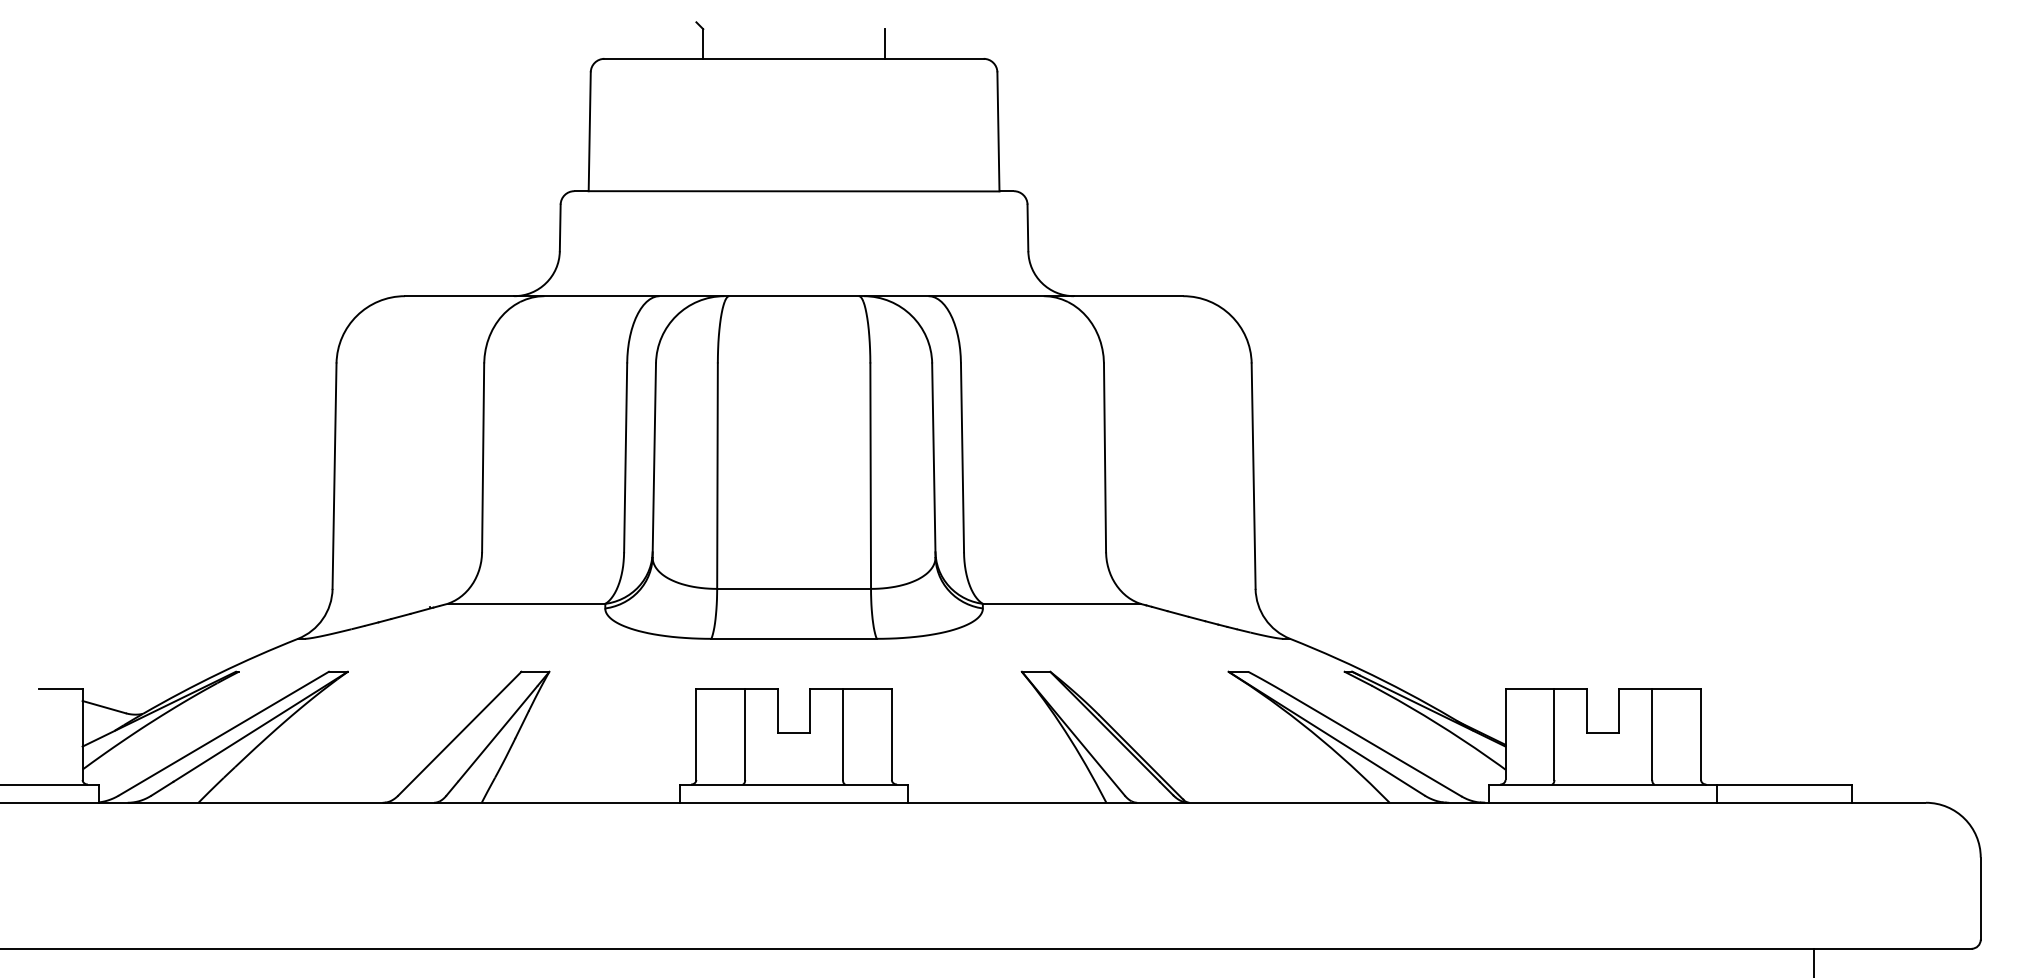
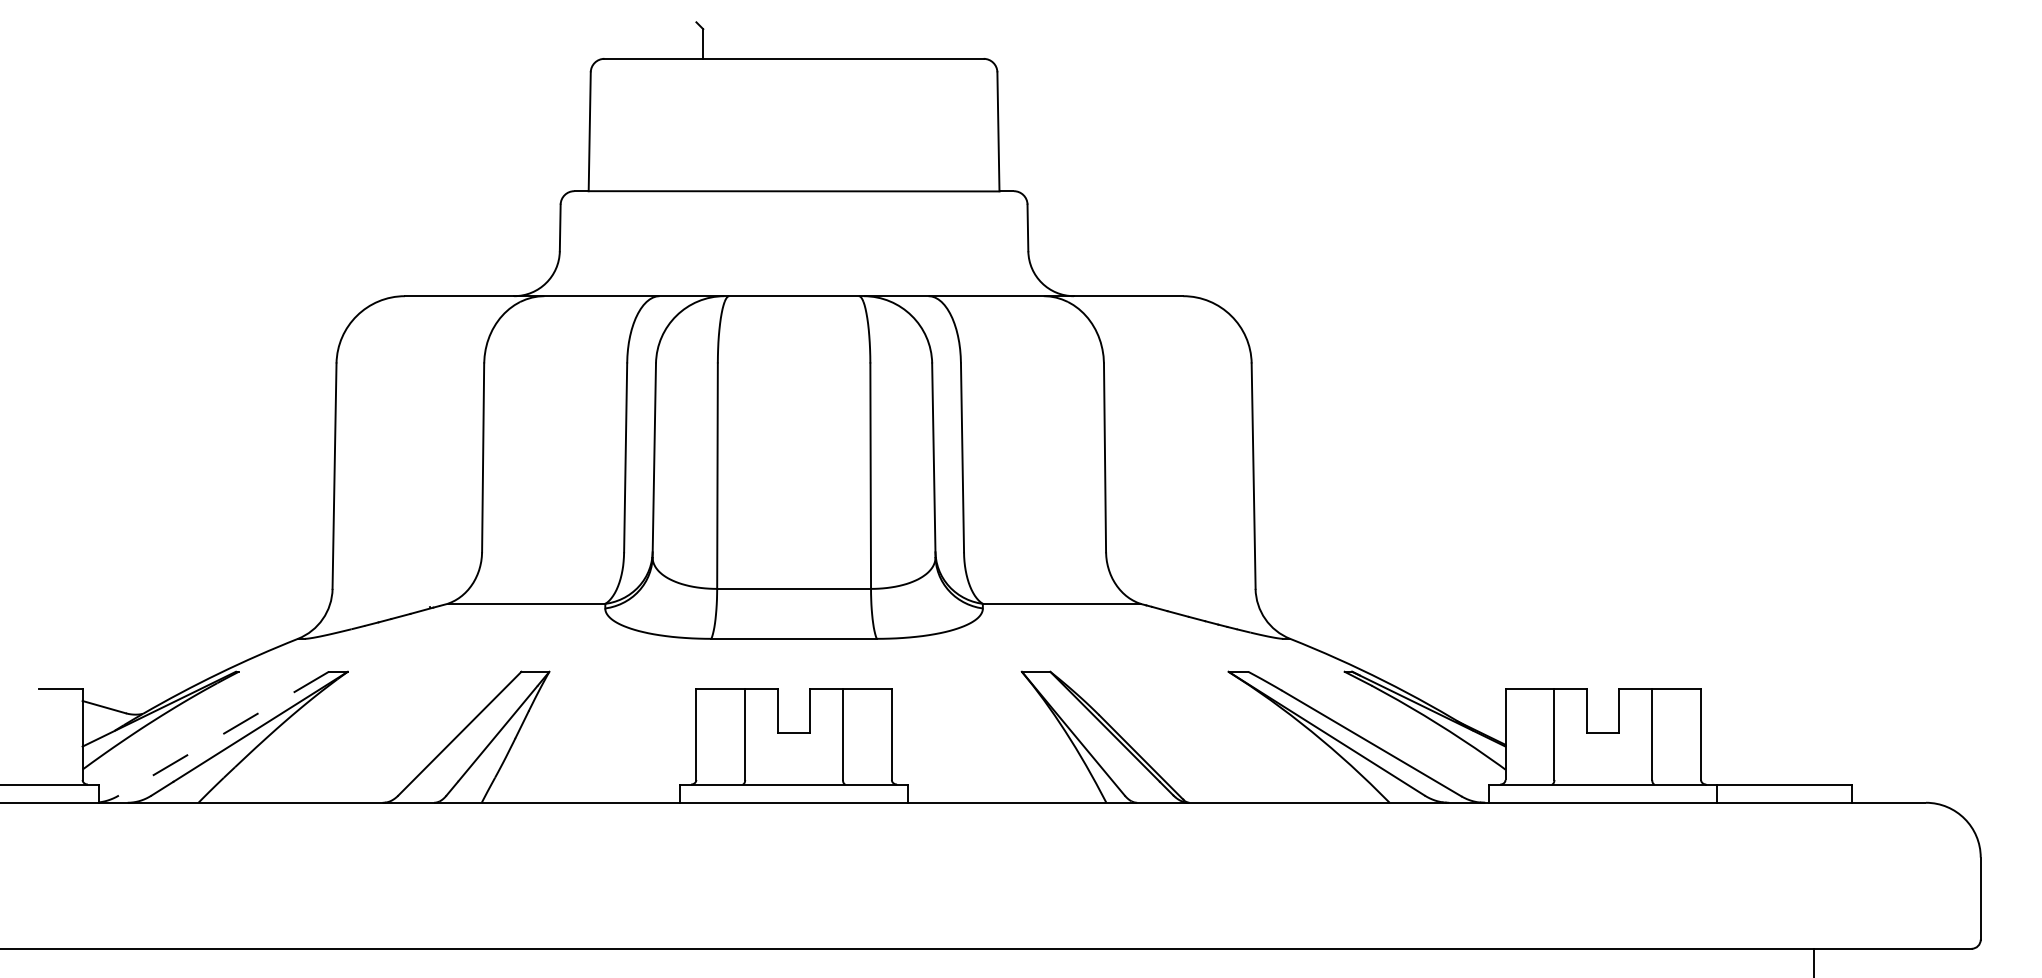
line: present -> none (884, 43)
line: solid -> dashed (223, 733)
